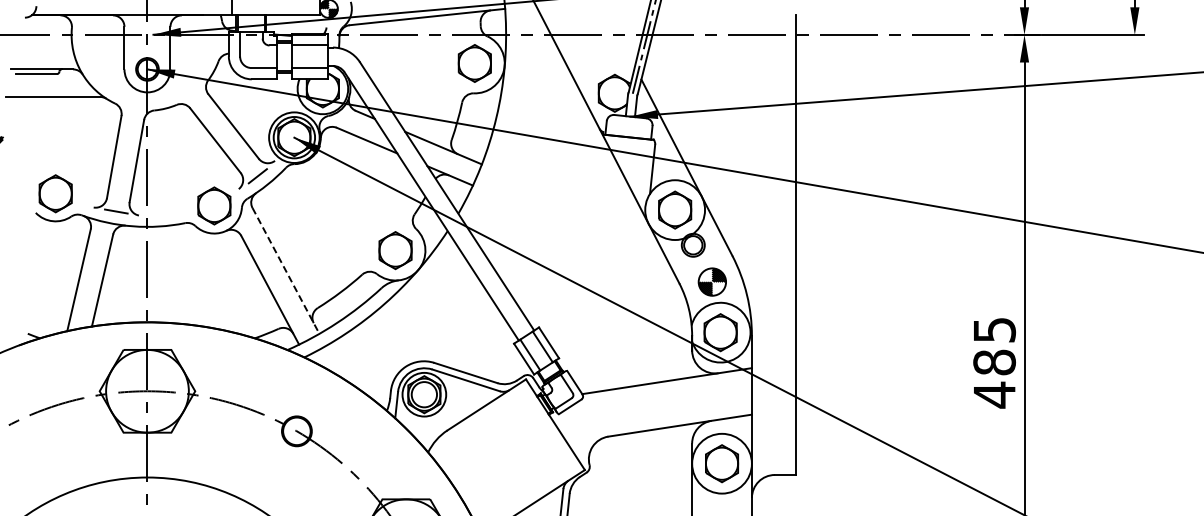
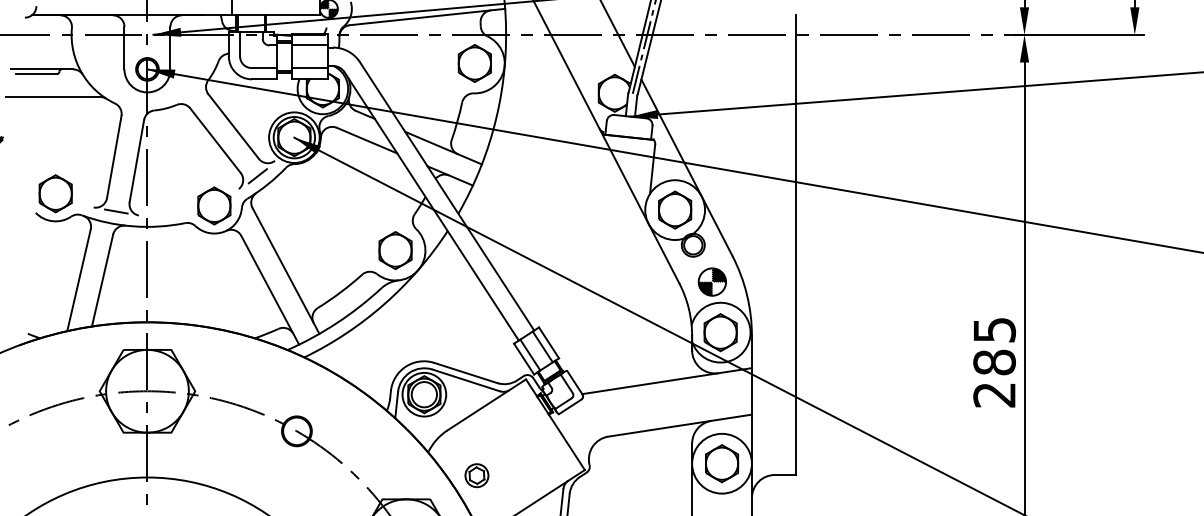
line: none -> present (617, 34)
line: dashed -> solid (286, 271)
text: 485 -> 285 (994, 394)
part: none -> present (476, 475)
